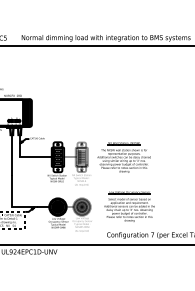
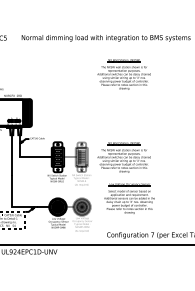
line: present -> none (96, 46)
part: none -> present (123, 74)
part position: (129, 206) -> (129, 198) (129, 198)
